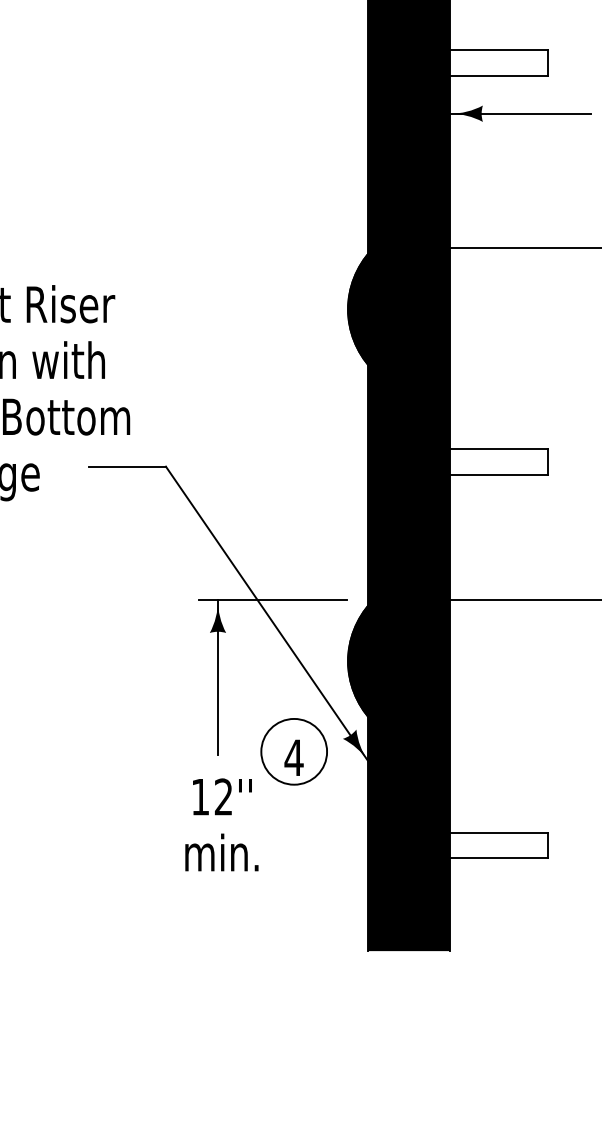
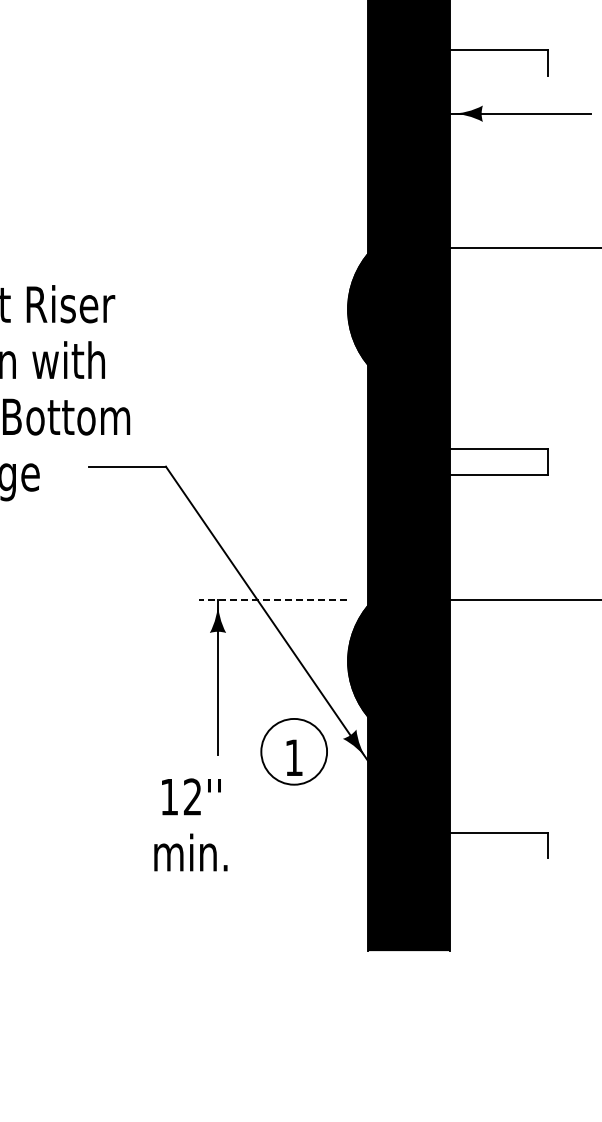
line: present -> none (499, 76)
line: solid -> dashed (272, 600)
text: 4 -> 1 (293, 757)
text position: (221, 824) -> (190, 824) (190, 824)
line: present -> none (499, 858)
